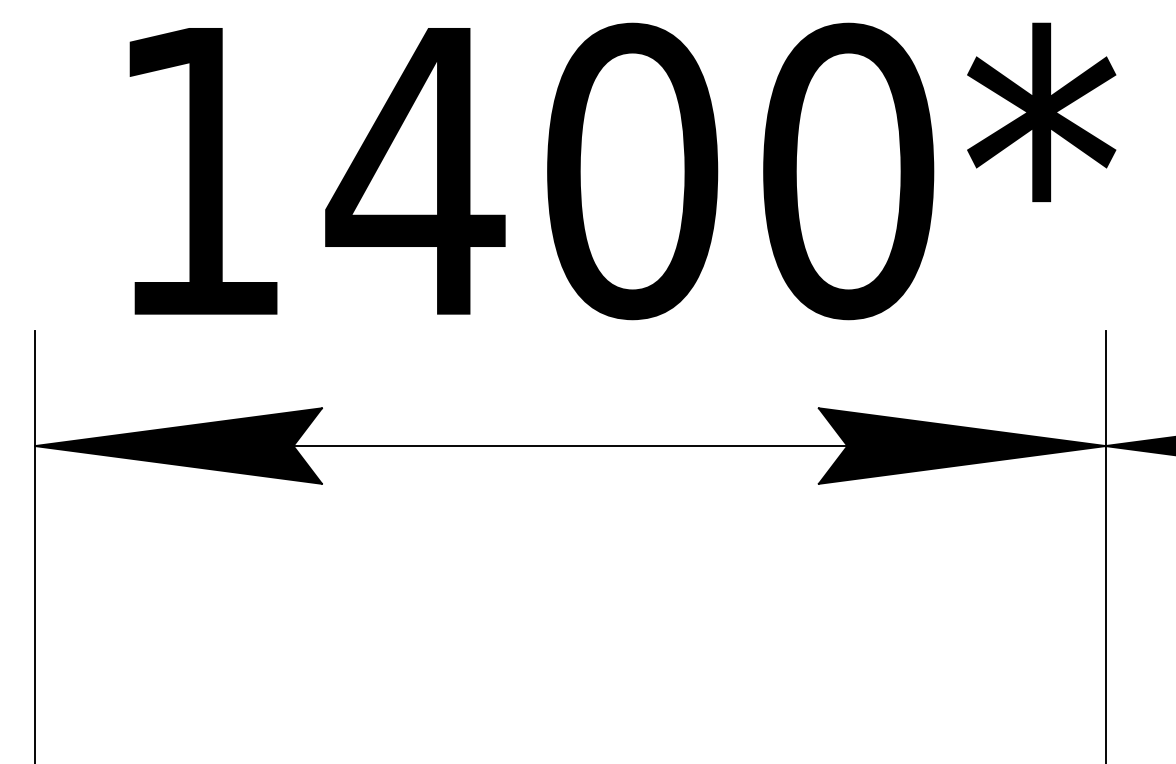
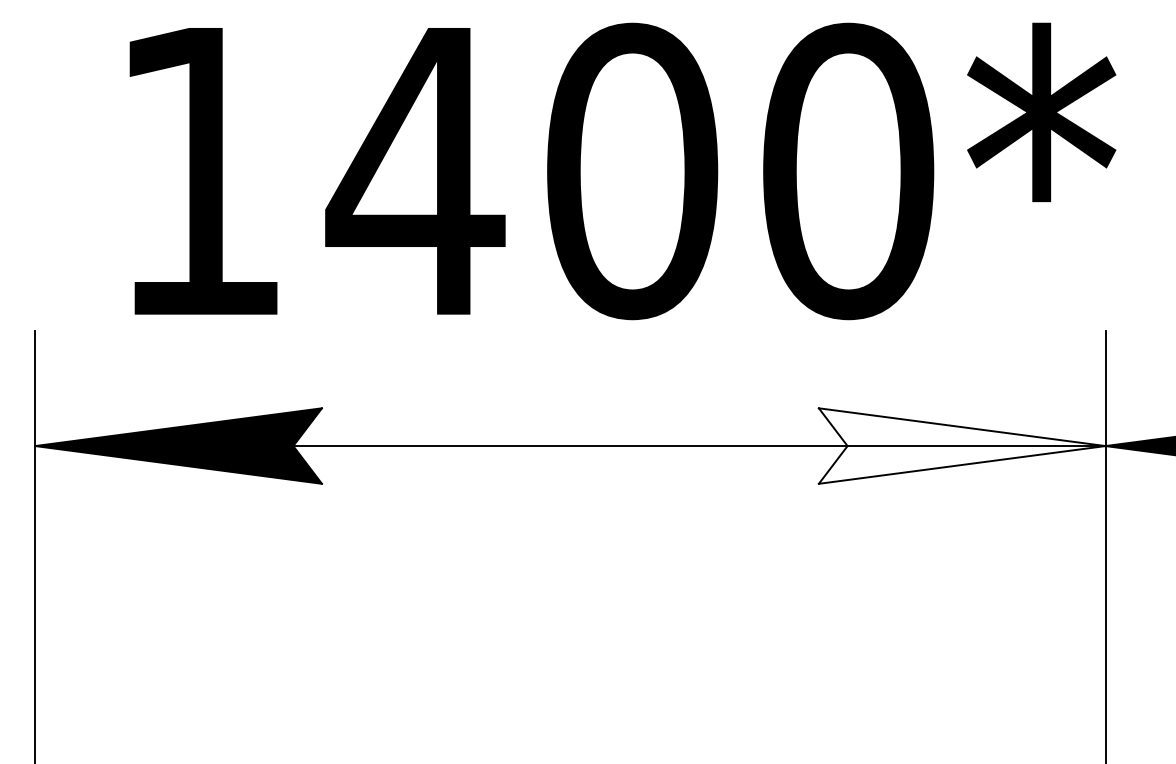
fill: present -> none (961, 445)
